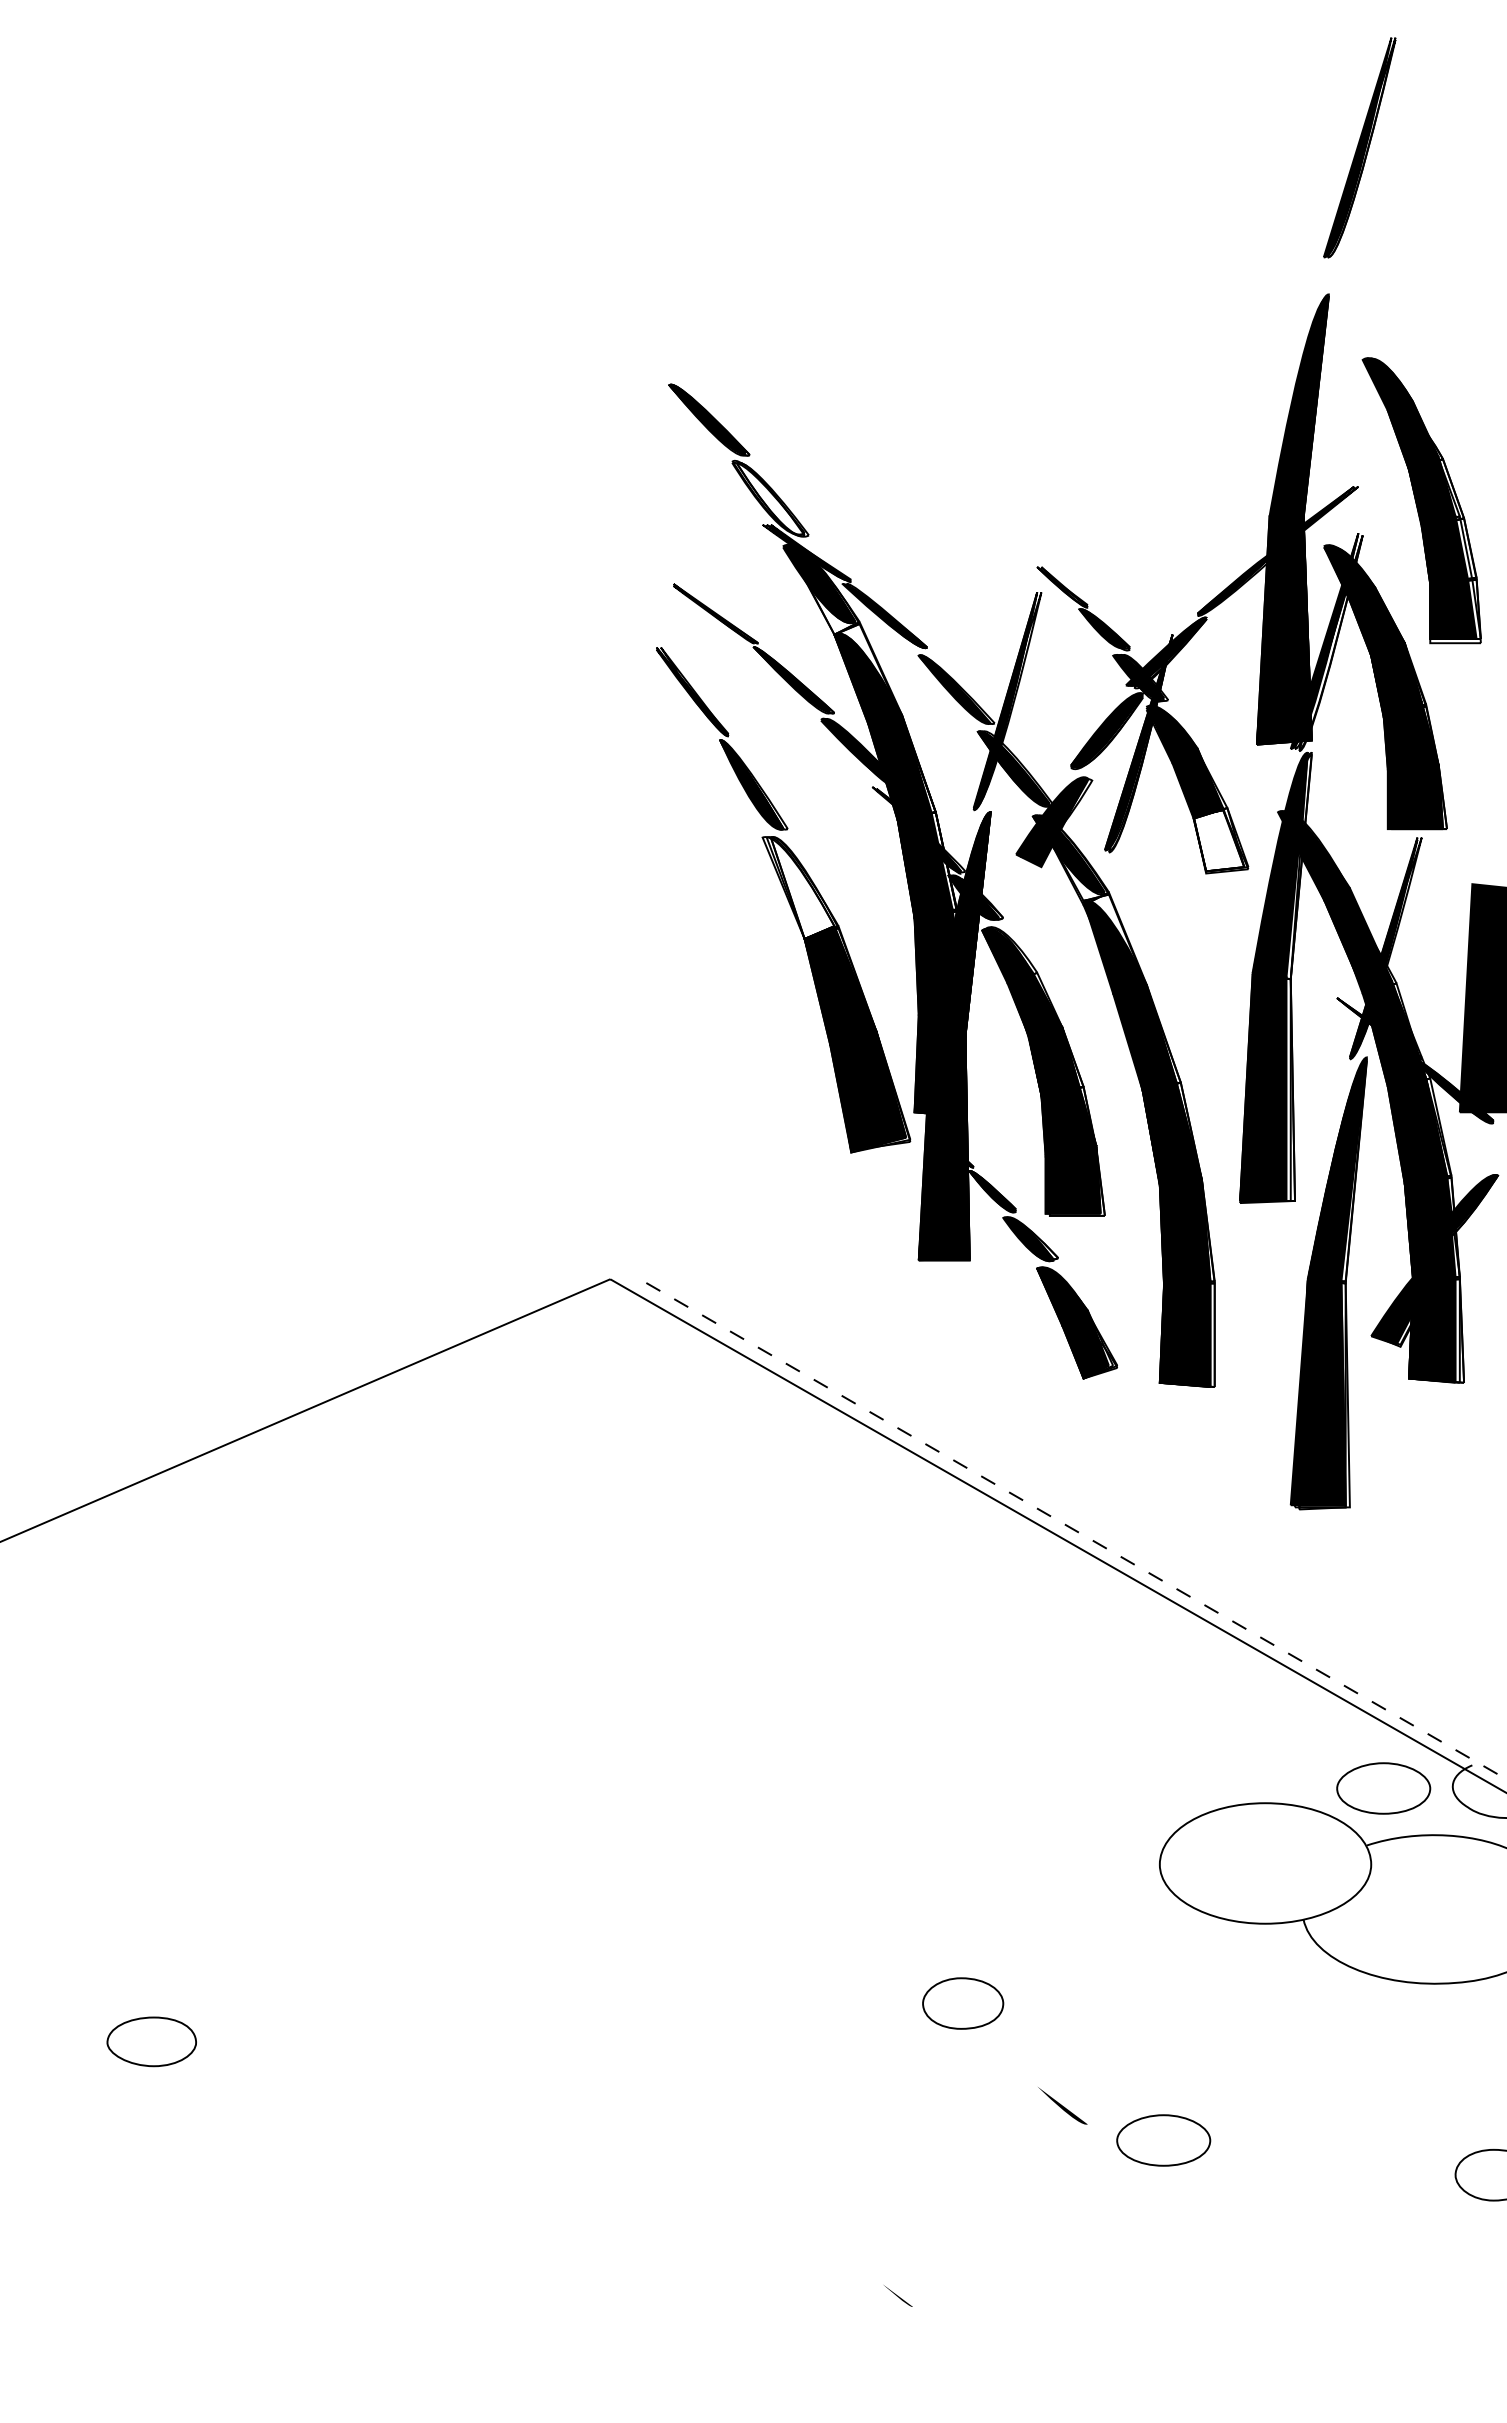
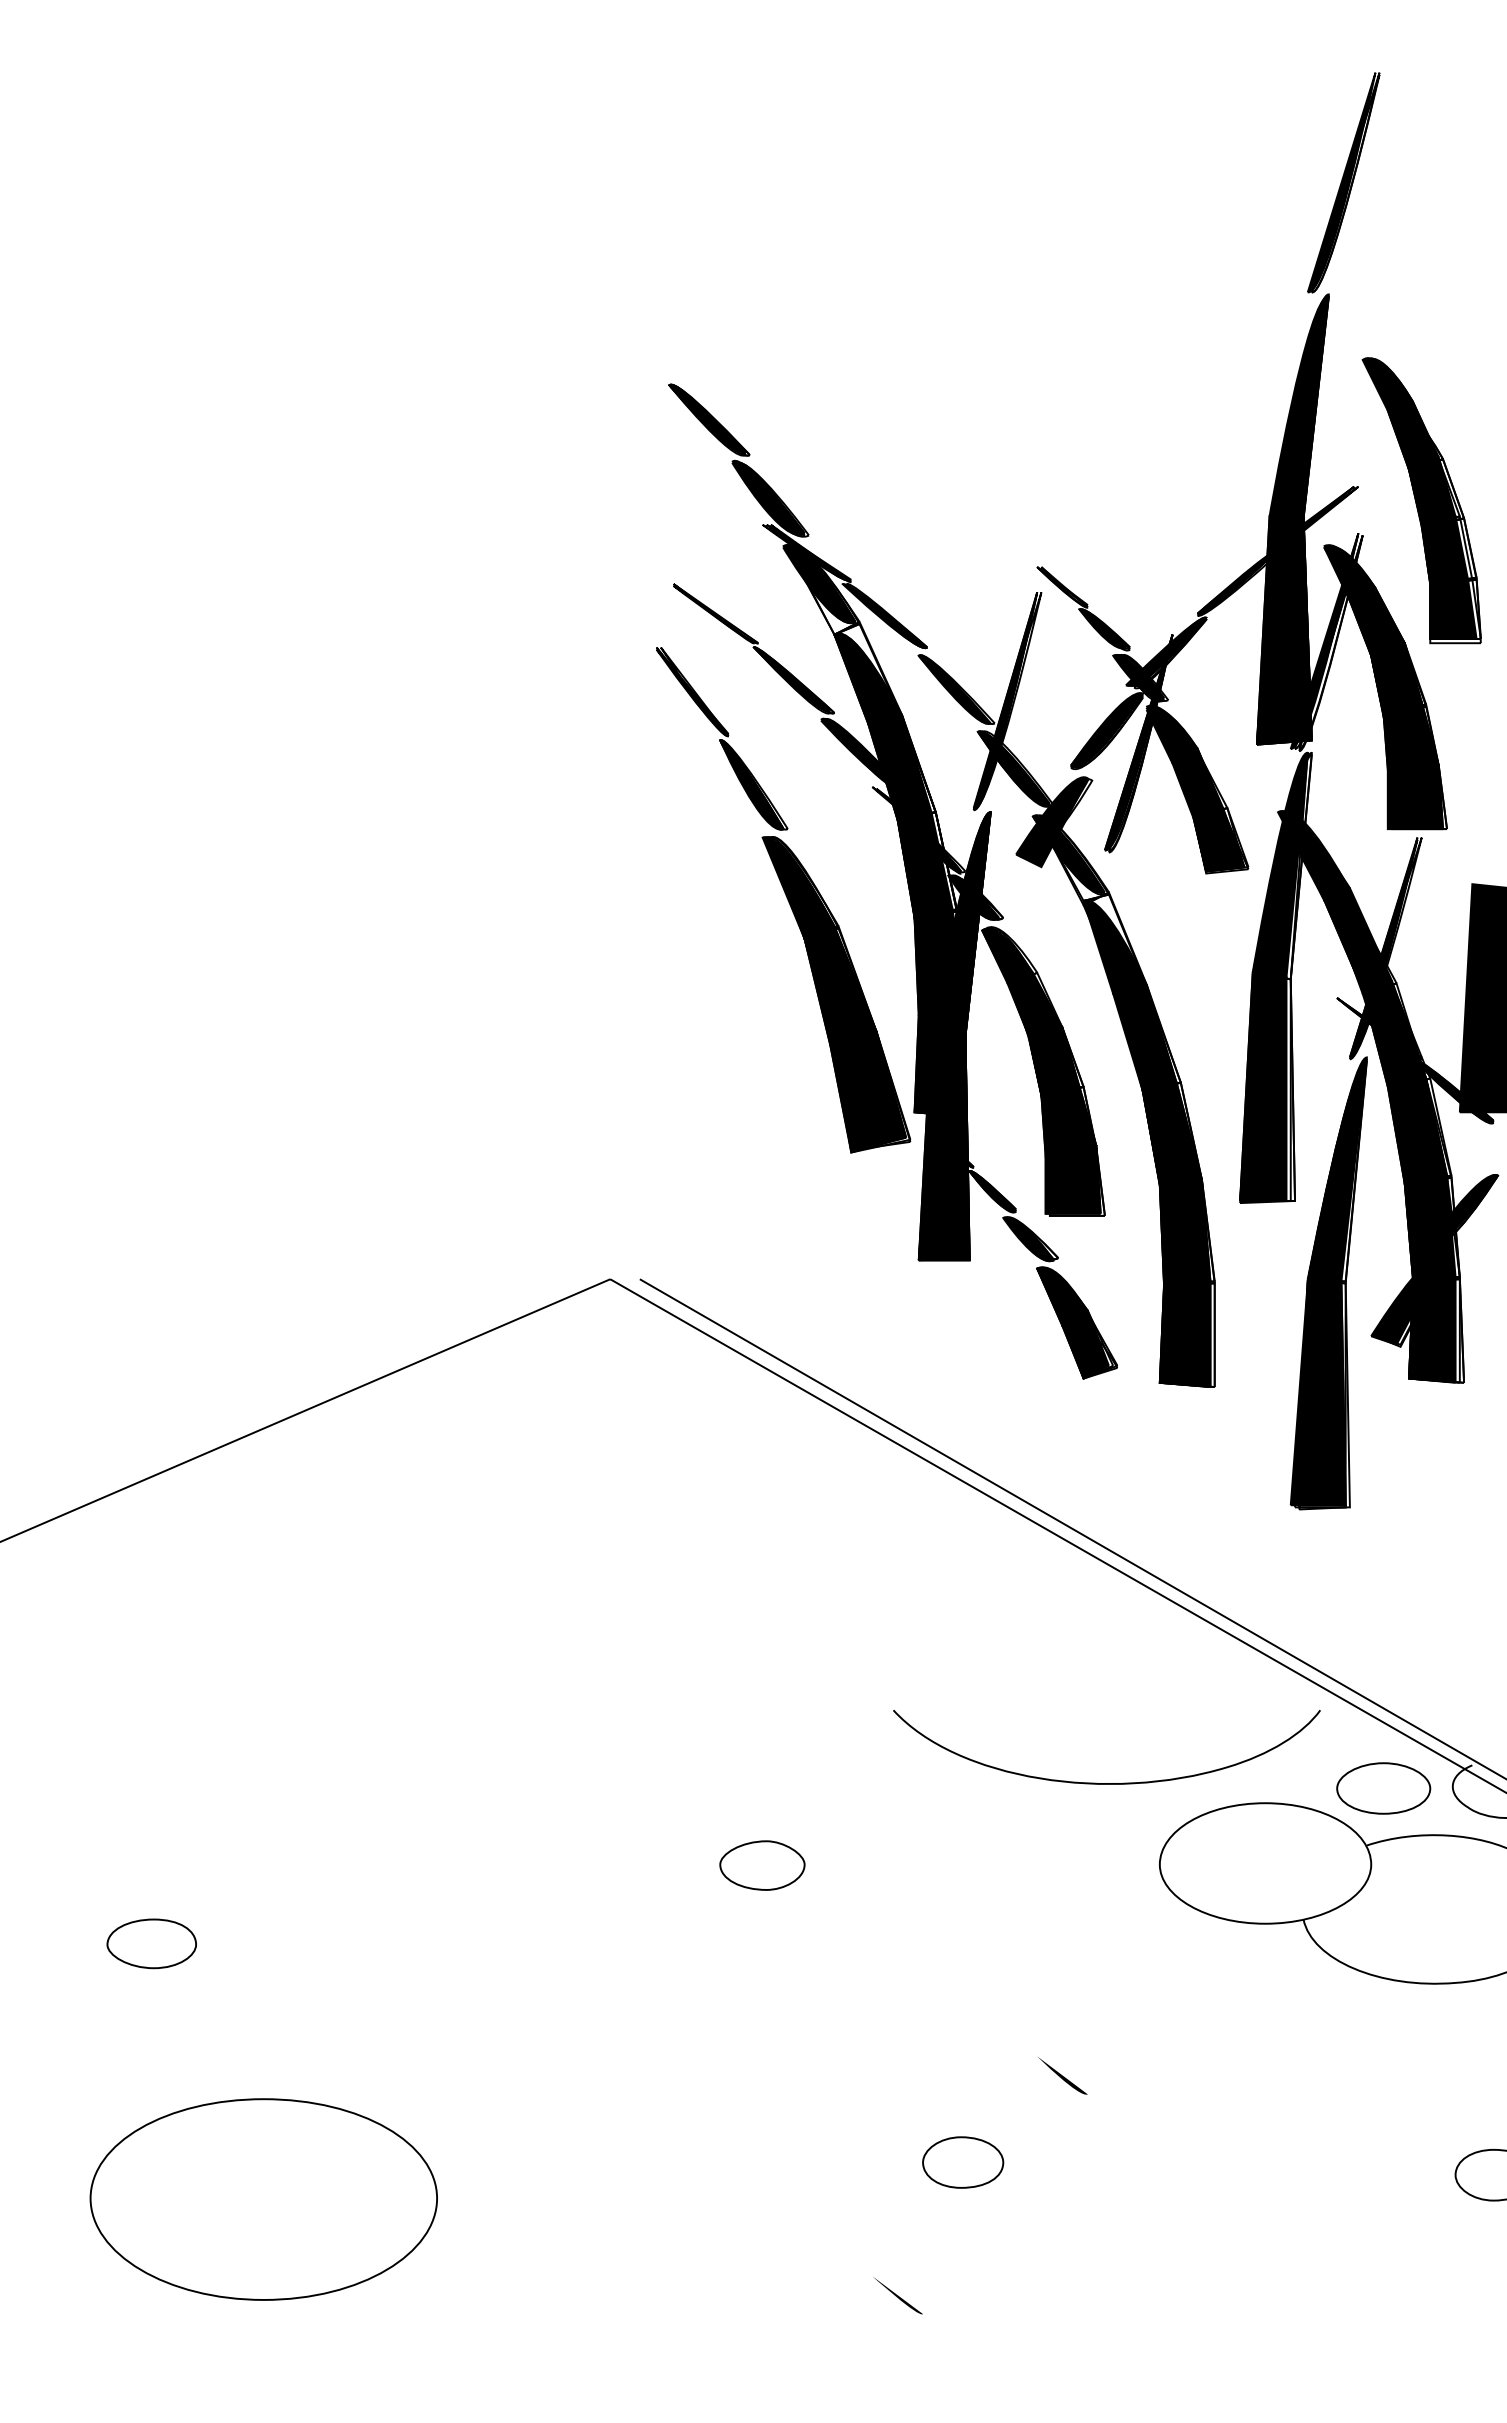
part position: (1359, 147) -> (1343, 182) (1343, 182)
fill: none -> present (768, 497)
fill: none -> present (1218, 839)
fill: none -> present (798, 888)
line: dashed -> solid (1072, 1529)
curve: none -> present (1106, 1783)
part: none -> present (762, 1865)
part position: (963, 2003) -> (963, 2162) (963, 2162)
part position: (151, 2041) -> (151, 1943) (151, 1943)
part position: (1062, 2105) -> (1062, 2075) (1062, 2075)
part: present -> none (1163, 2140)
part: none -> present (263, 2199)
part size: 29x22 px -> 50x38 px (897, 2295)
